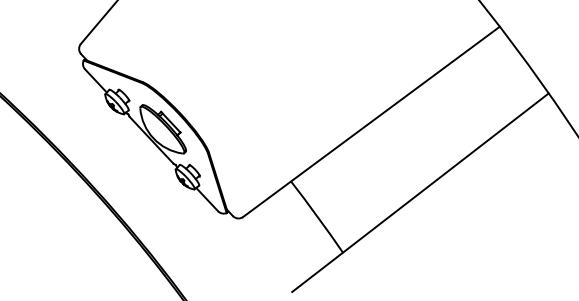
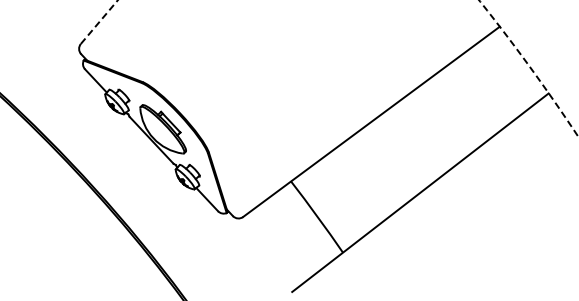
line: solid -> dashed (99, 21)
circle: solid -> dashed (528, 68)
